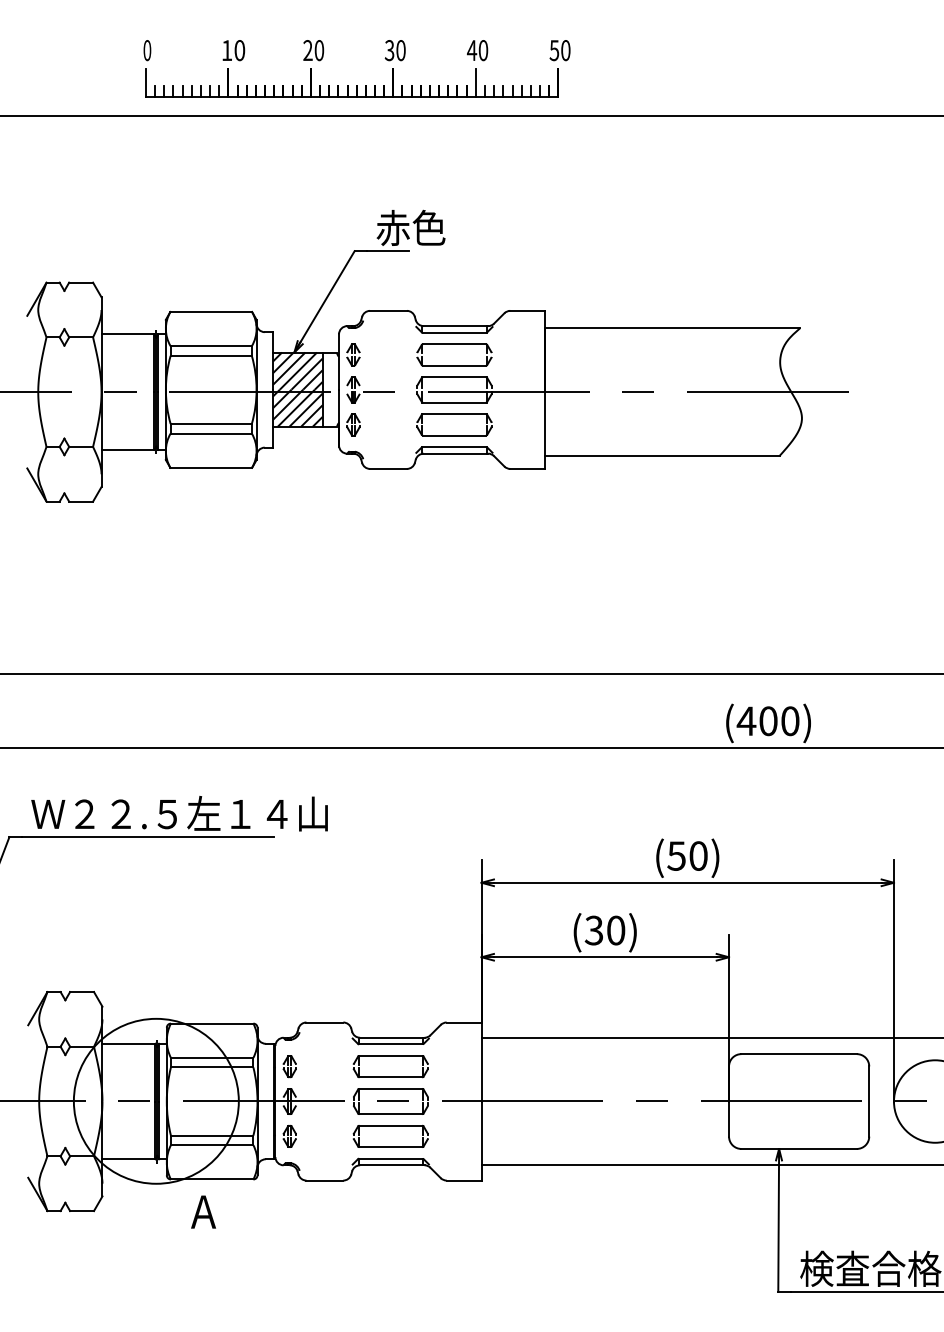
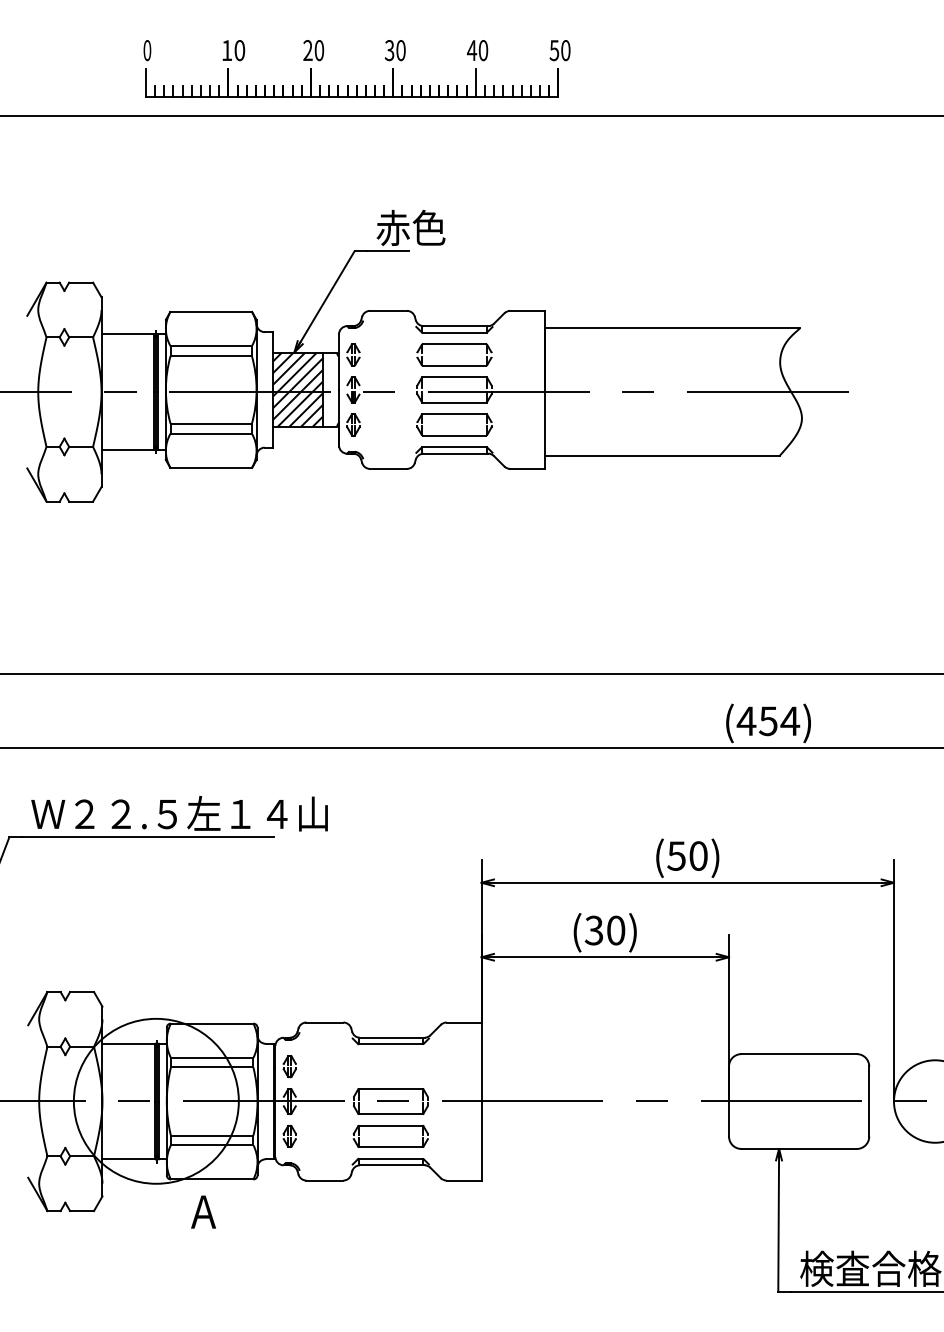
text: (400) -> (454) (779, 721)
line: present -> none (710, 1037)
part: present -> none (390, 1056)
line: present -> none (710, 1165)
